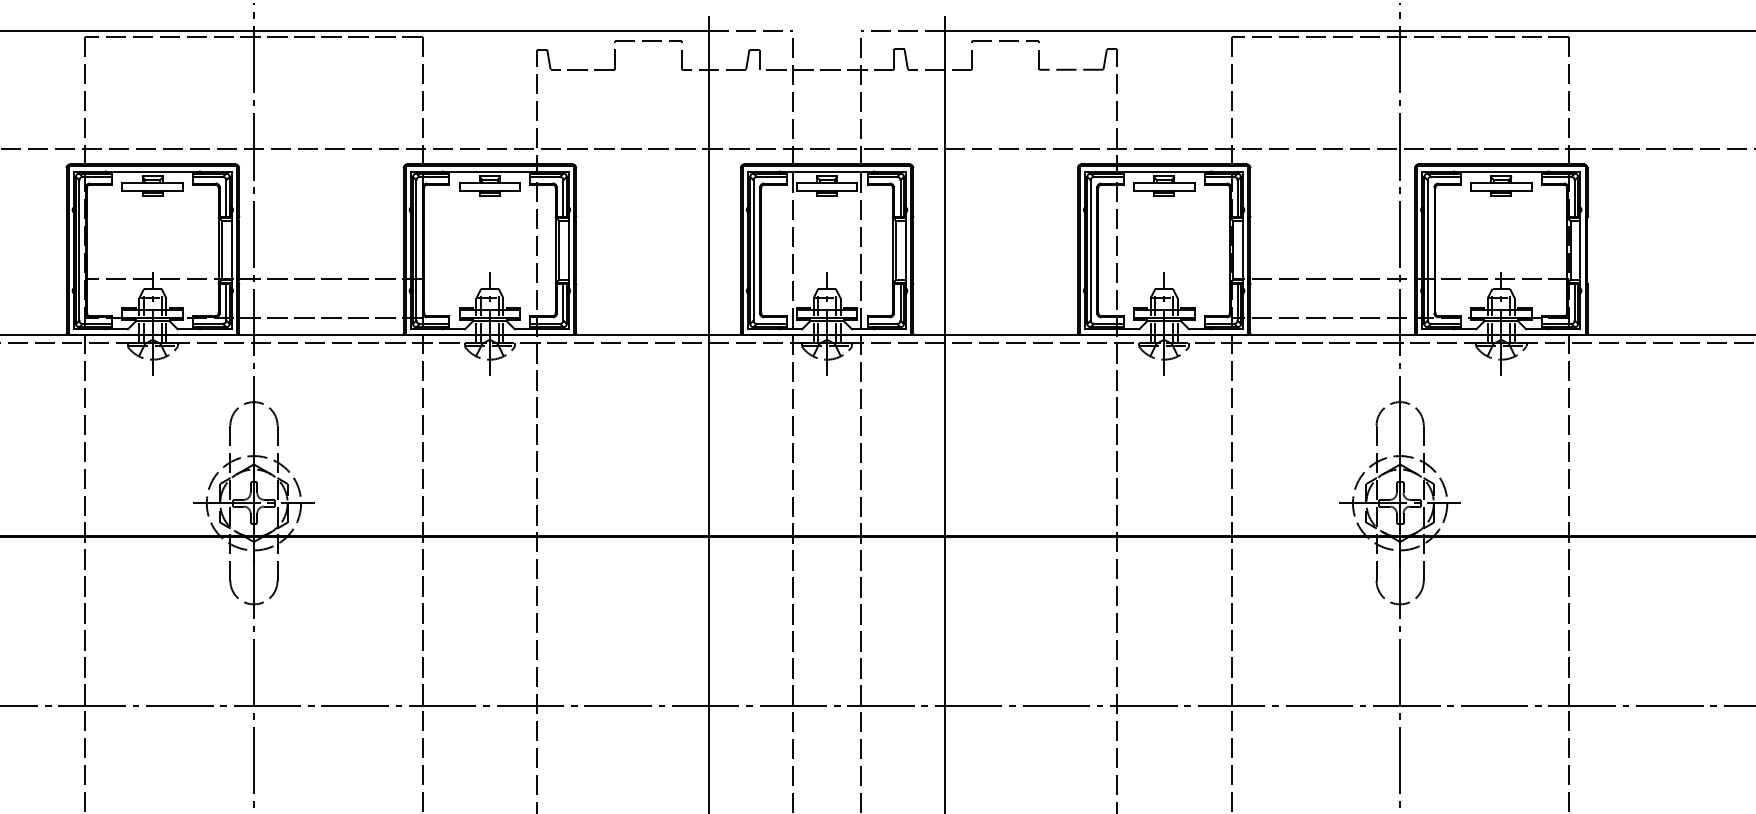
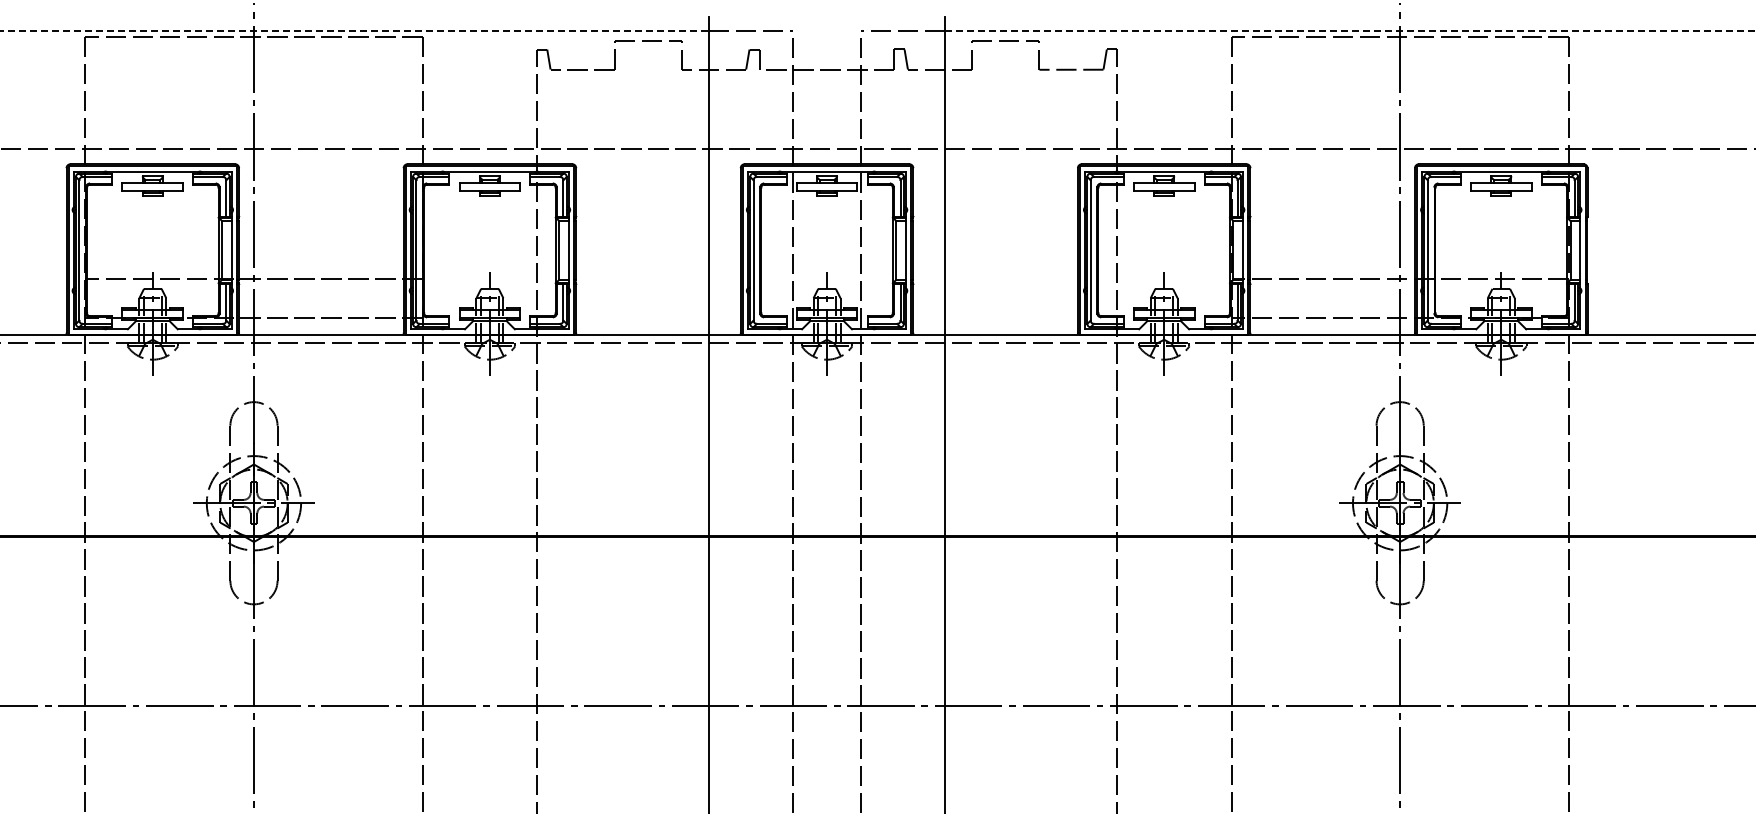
line: solid -> dashed (355, 31)
line: solid -> dashed (1351, 31)
